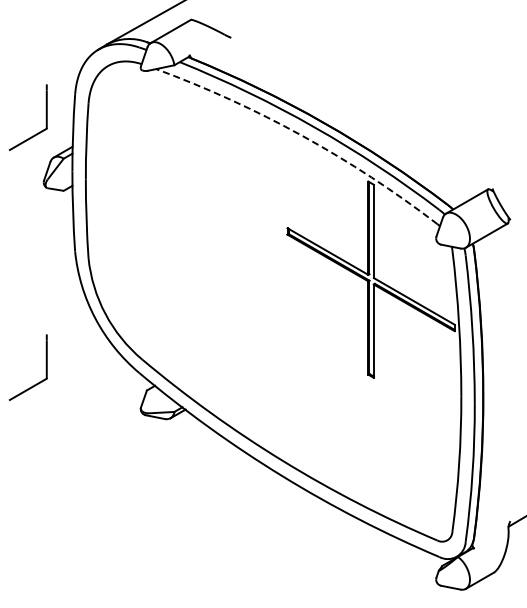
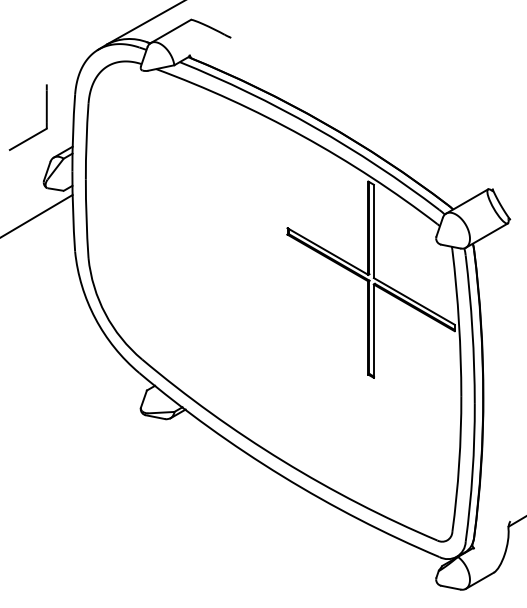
arc: dashed -> solid (302, 136)
line: none -> present (37, 215)
part: present -> none (45, 367)
